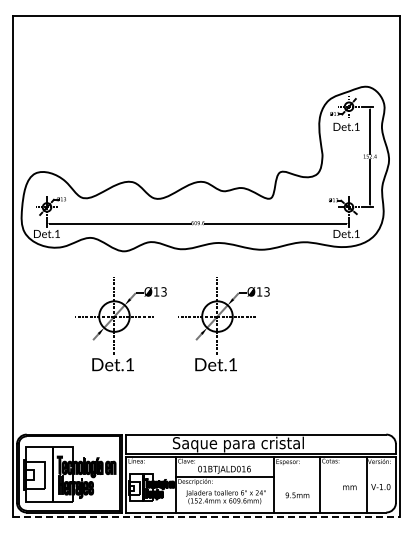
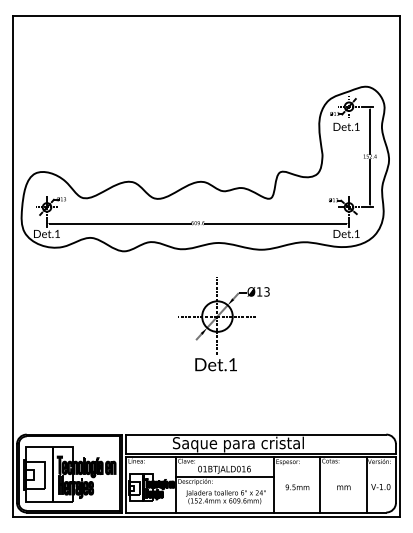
part: present -> none (120, 324)
text position: (349, 487) -> (343, 487) (343, 487)
text position: (297, 495) -> (297, 487) (297, 487)
line: dashed -> solid (206, 517)
